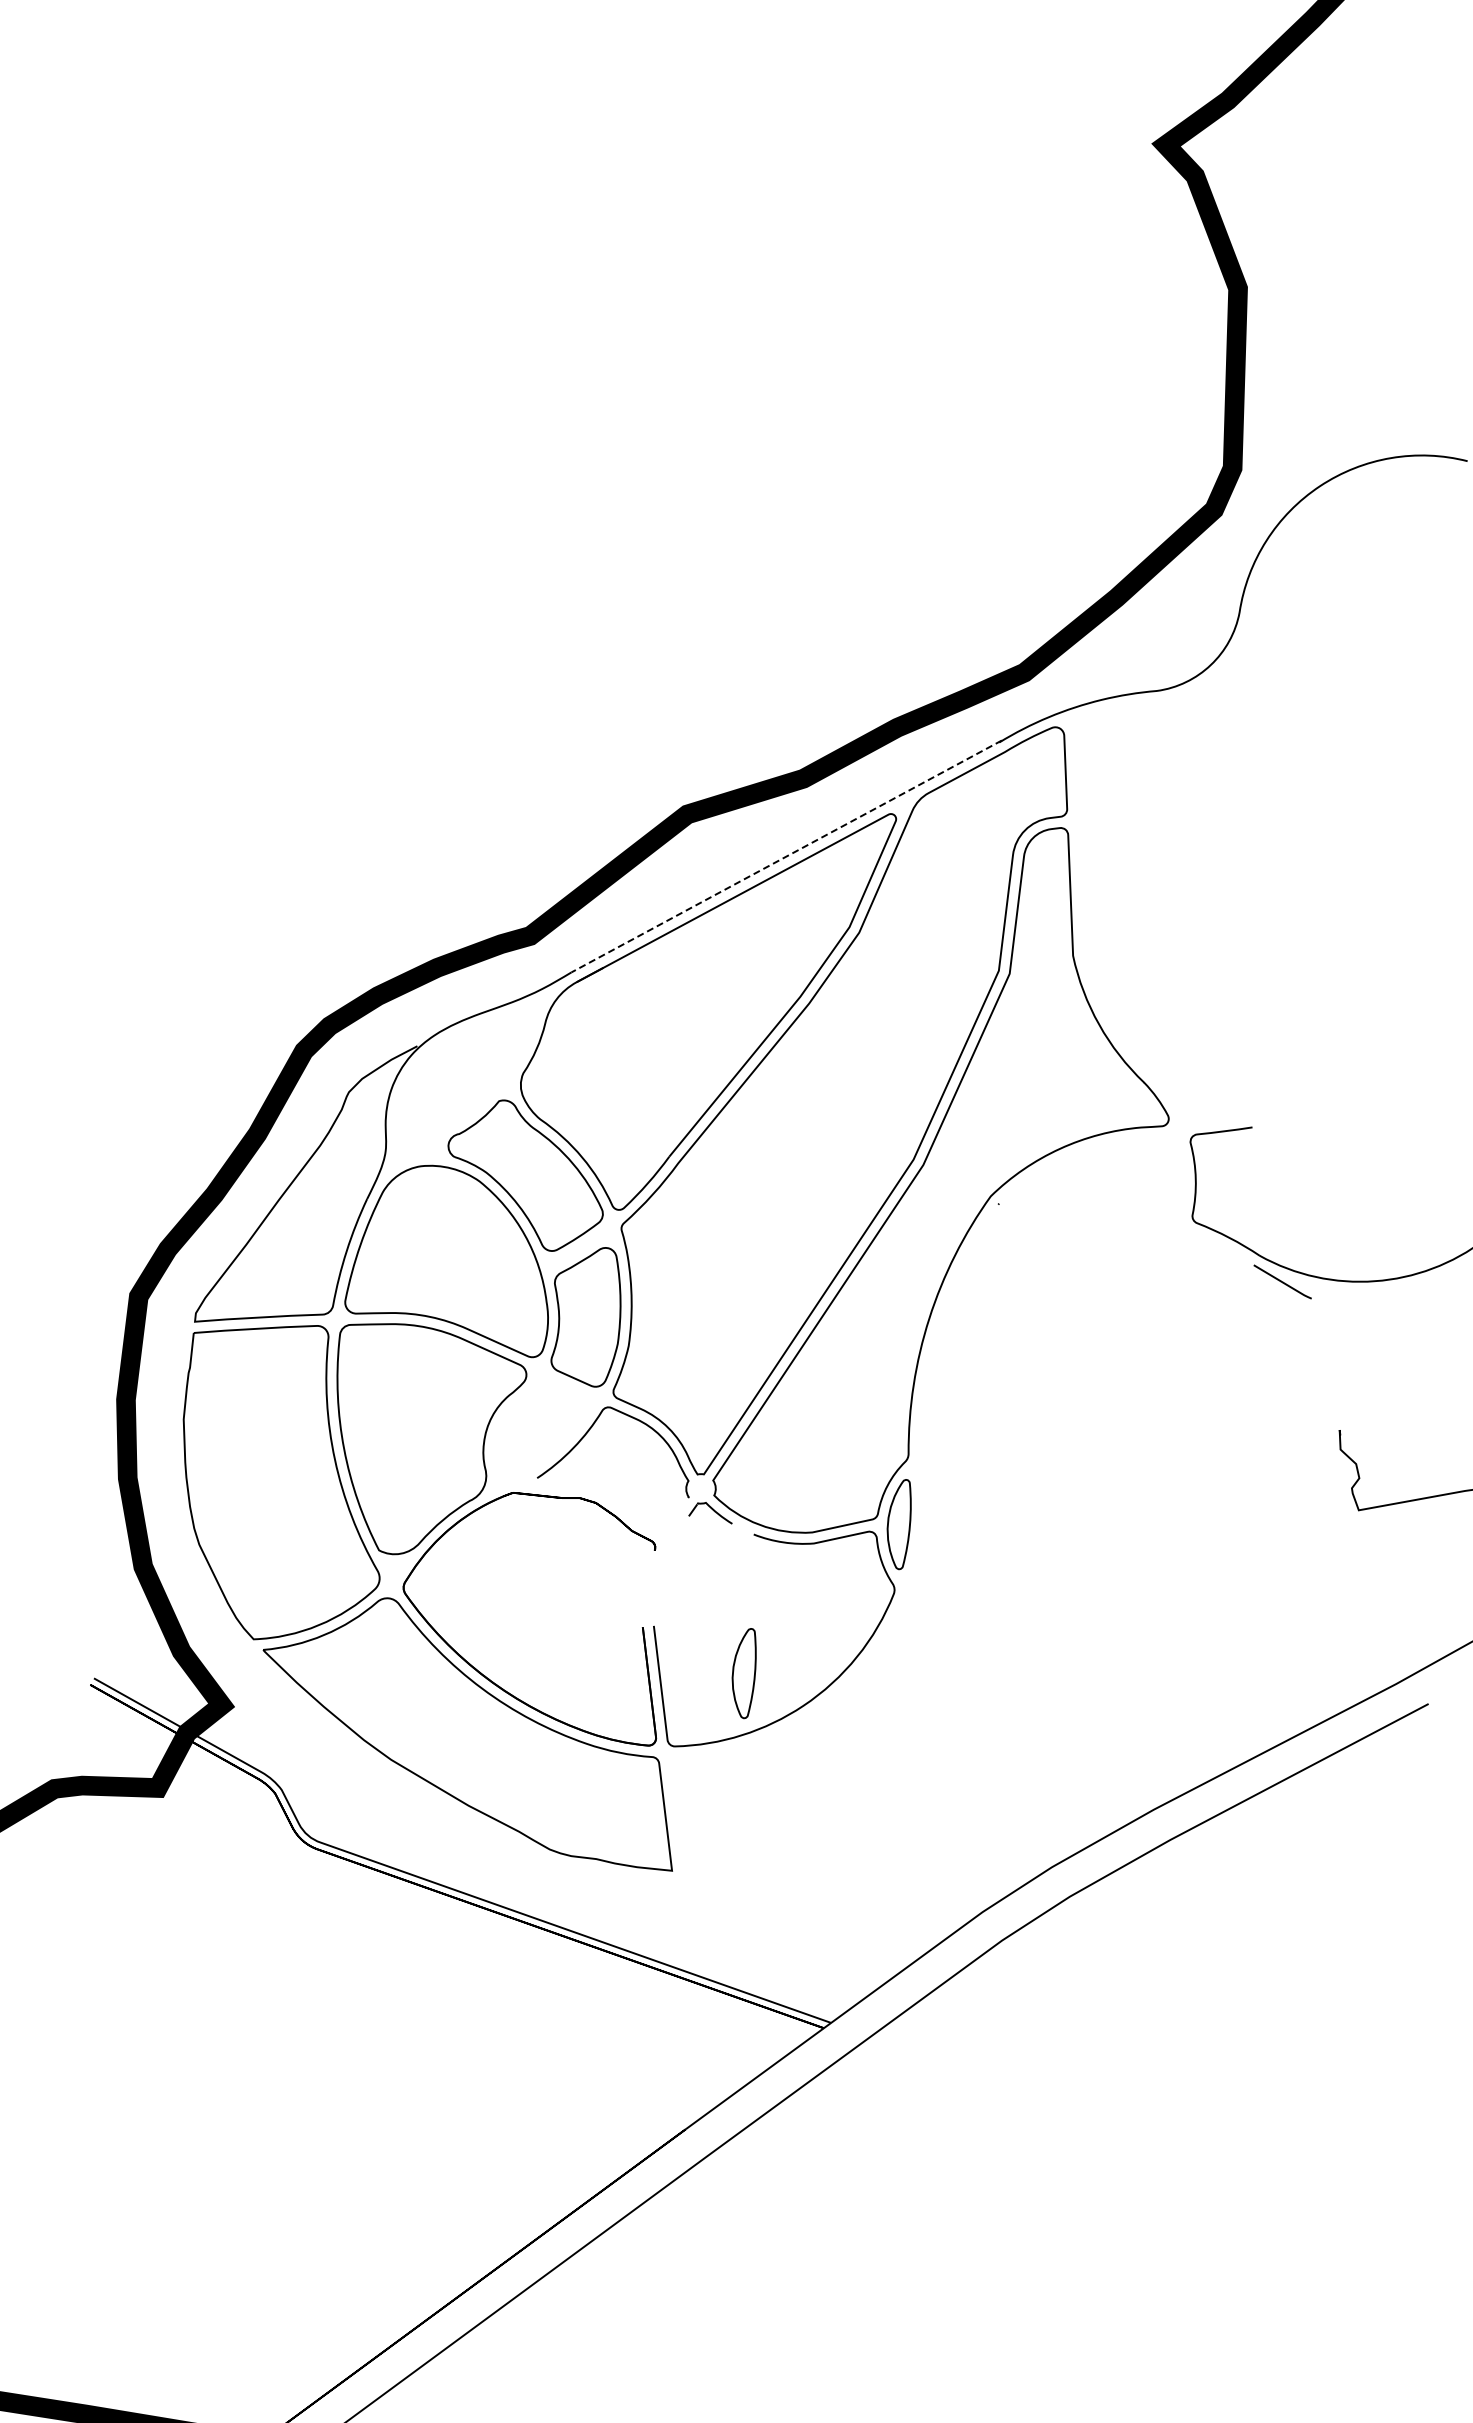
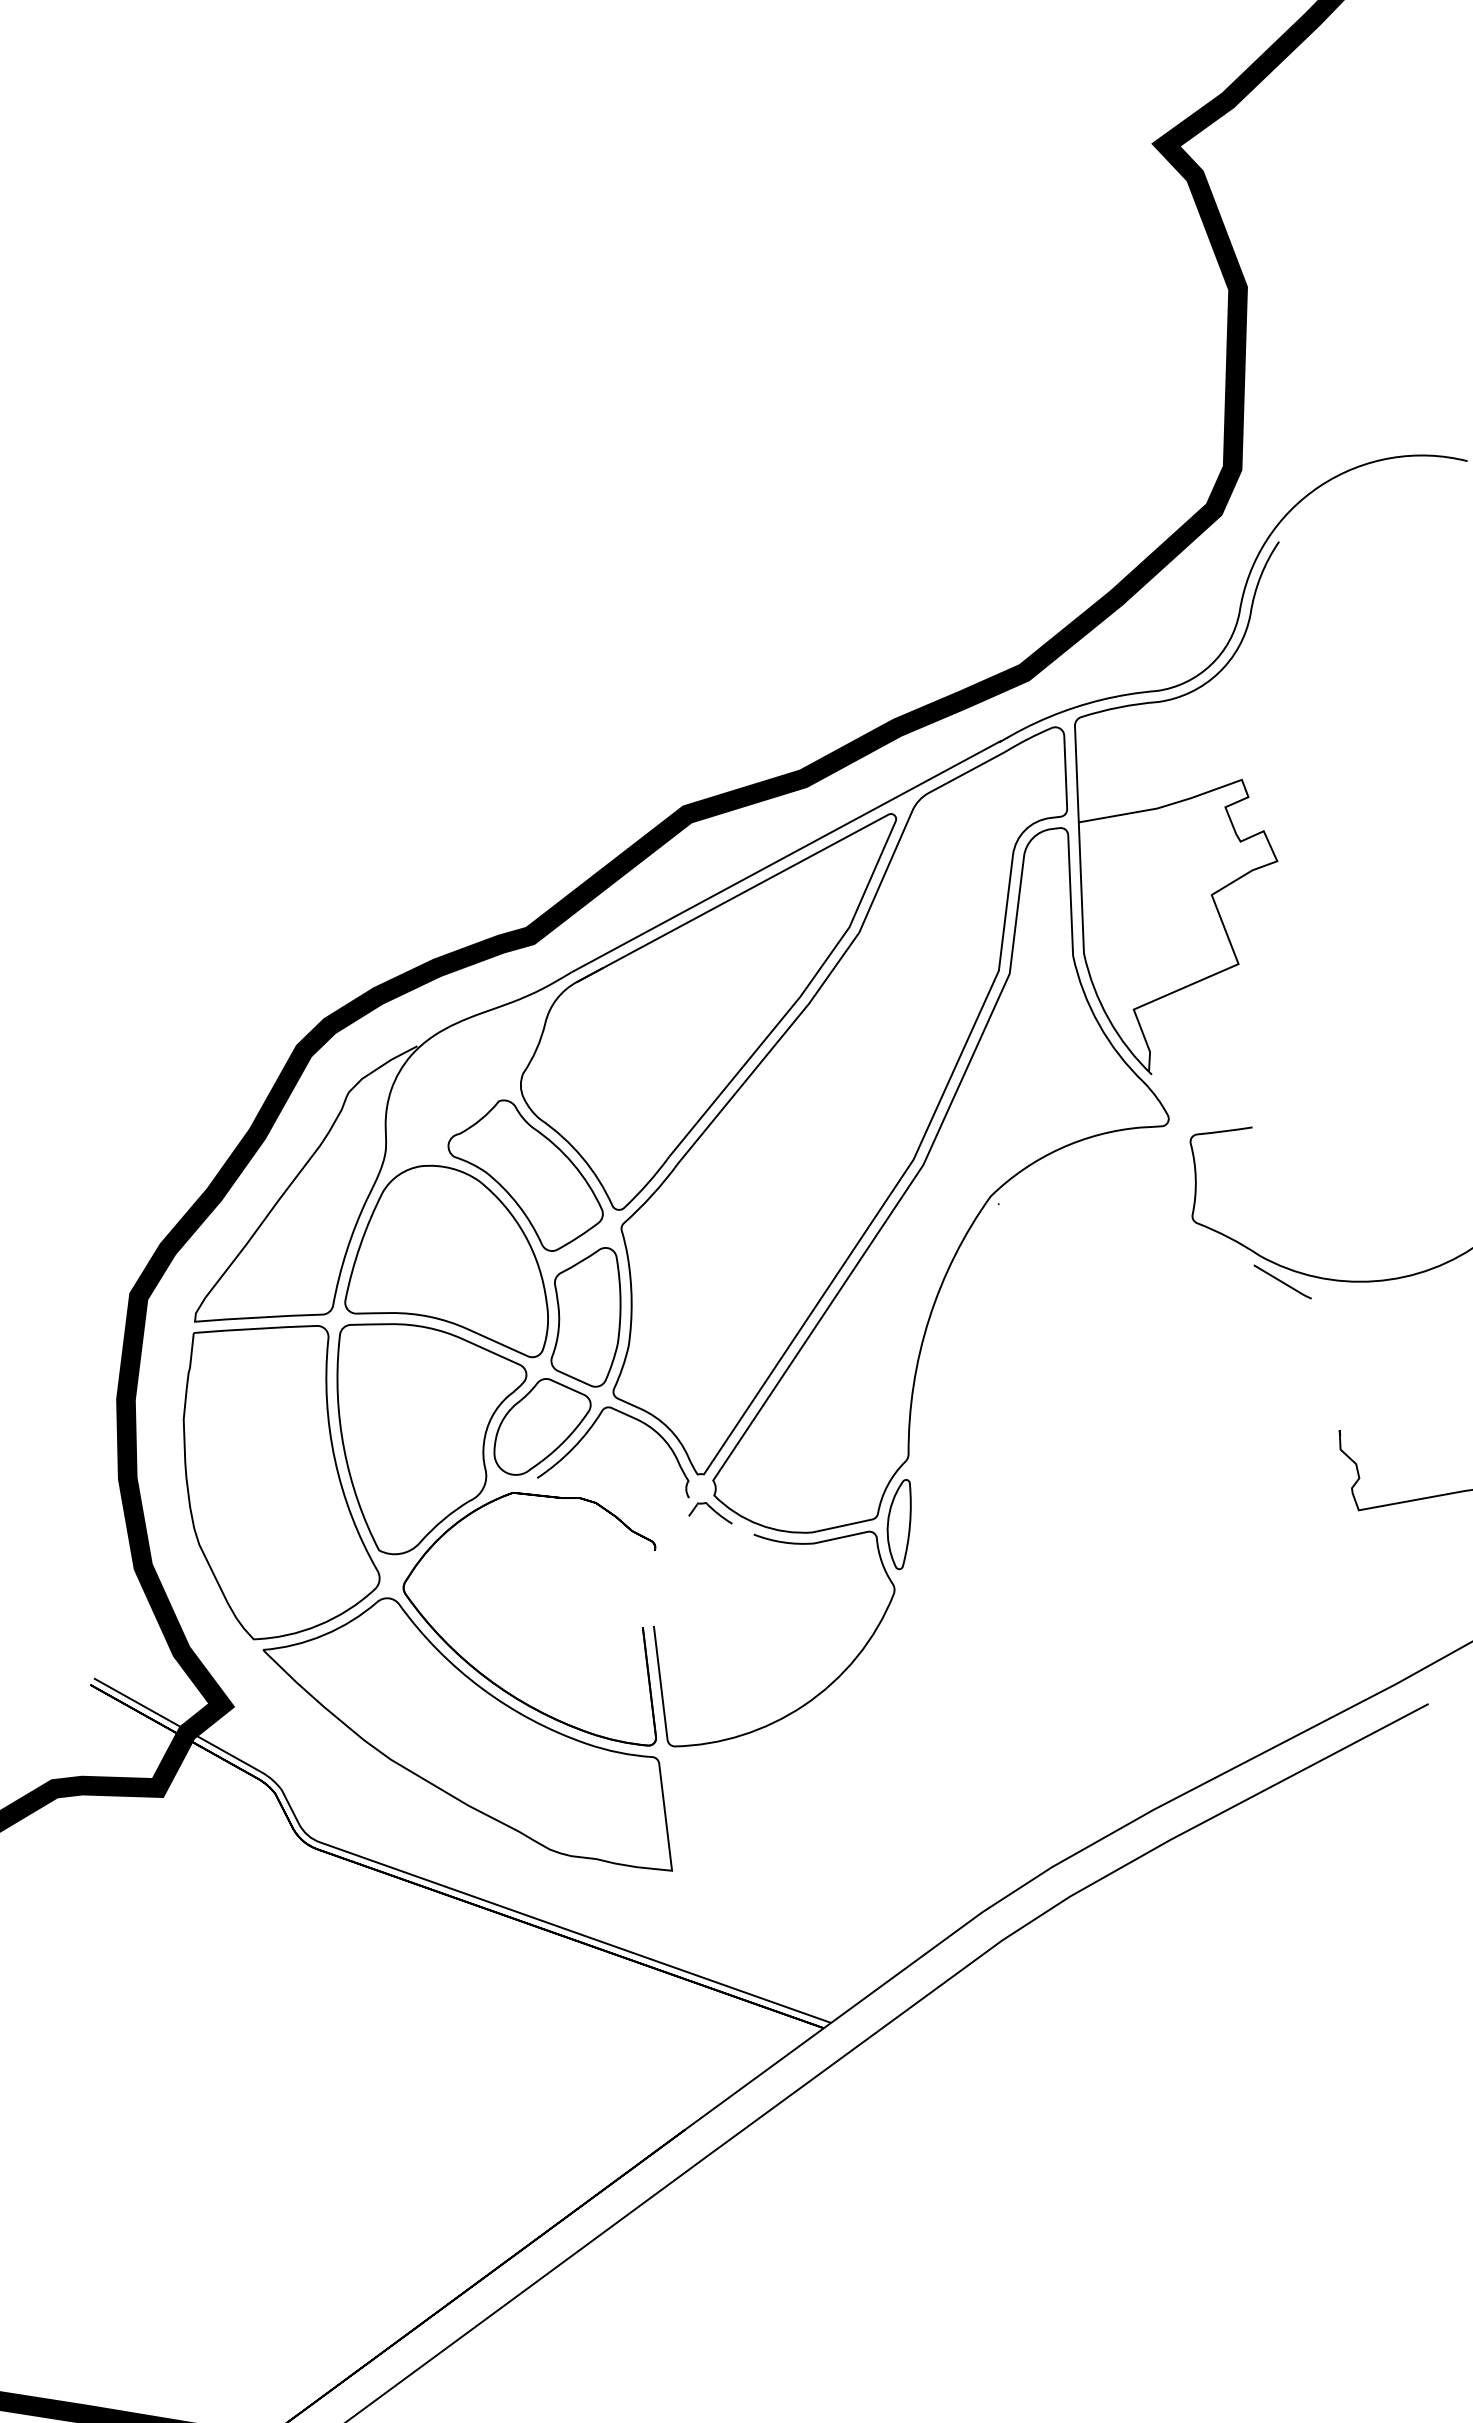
part: none -> present (1176, 808)
line: dashed -> solid (786, 856)
curve: none -> present (560, 1443)
part: present -> none (743, 1673)
